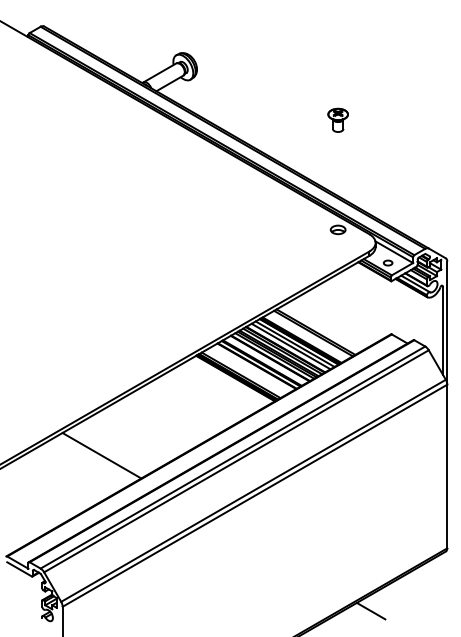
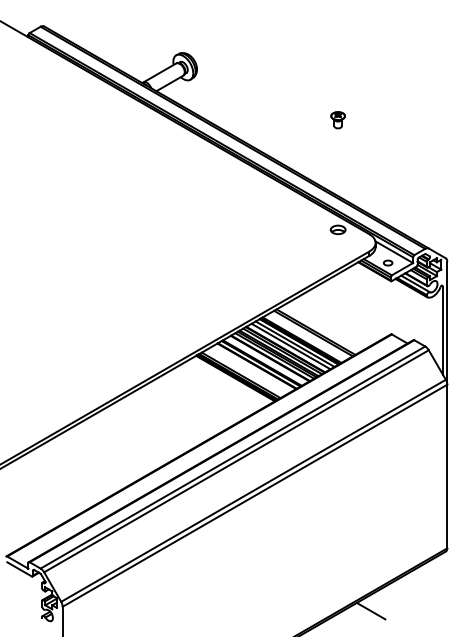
part size: 22x26 px -> 16x19 px (337, 120)
line: present -> none (101, 455)
